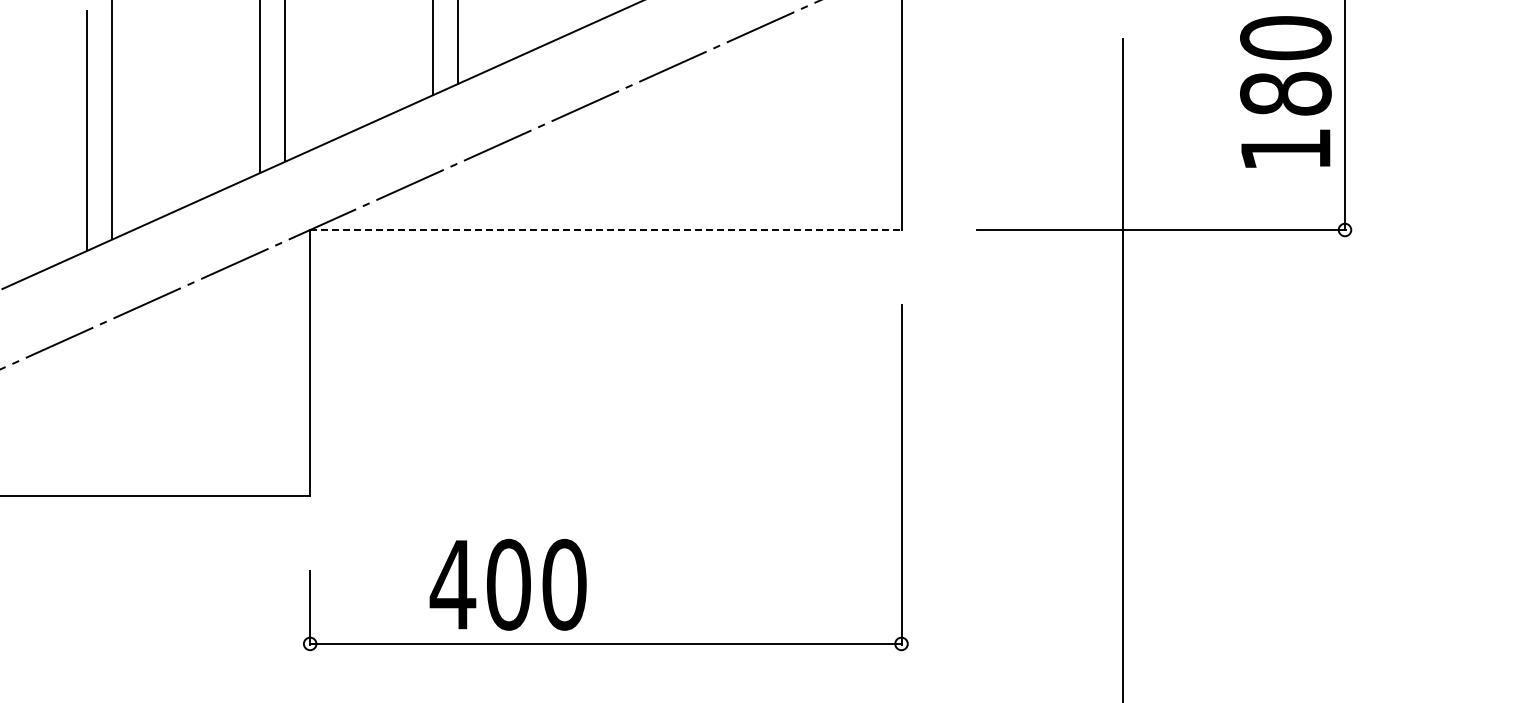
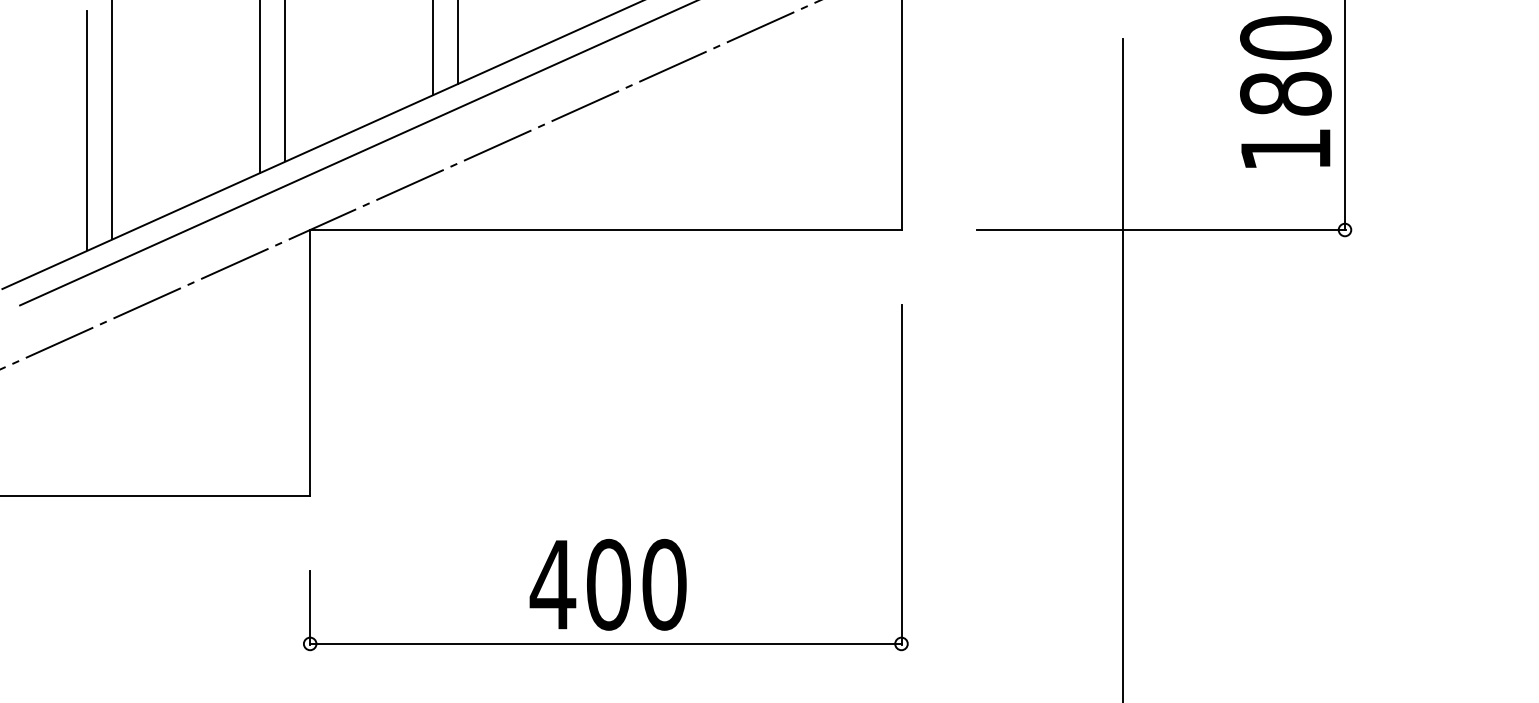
line: none -> present (357, 153)
line: dashed -> solid (605, 230)
text position: (507, 584) -> (607, 584) (607, 584)
